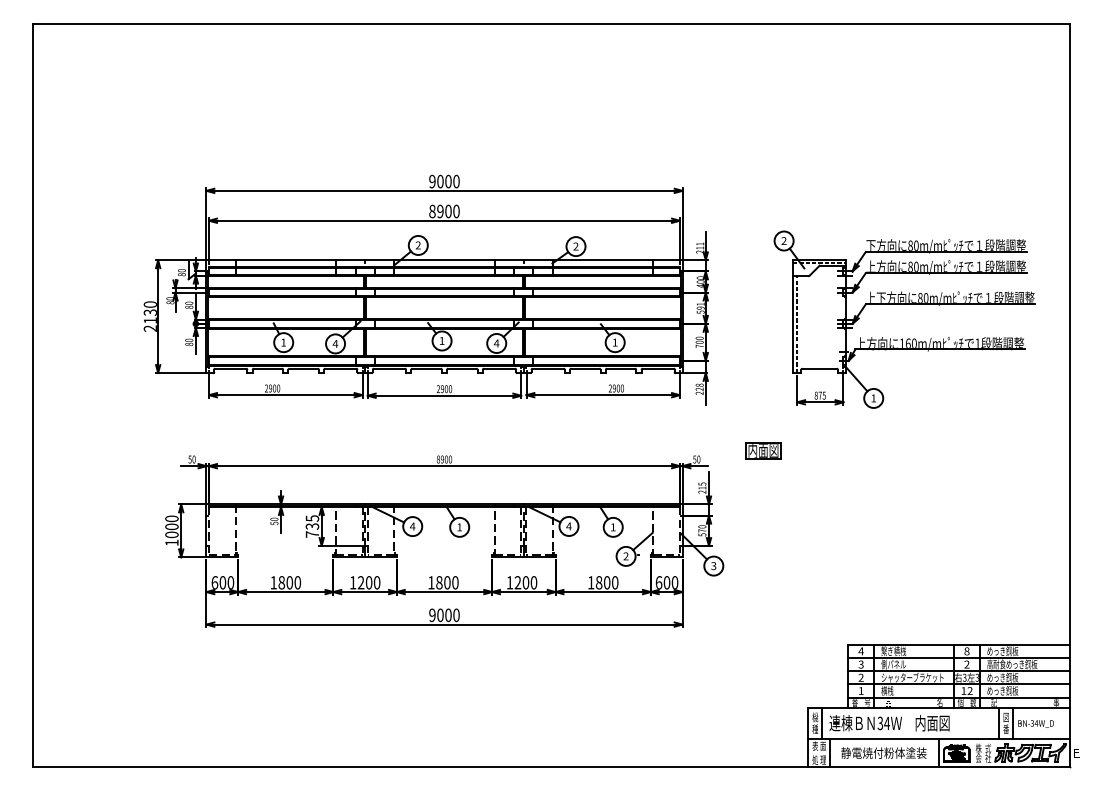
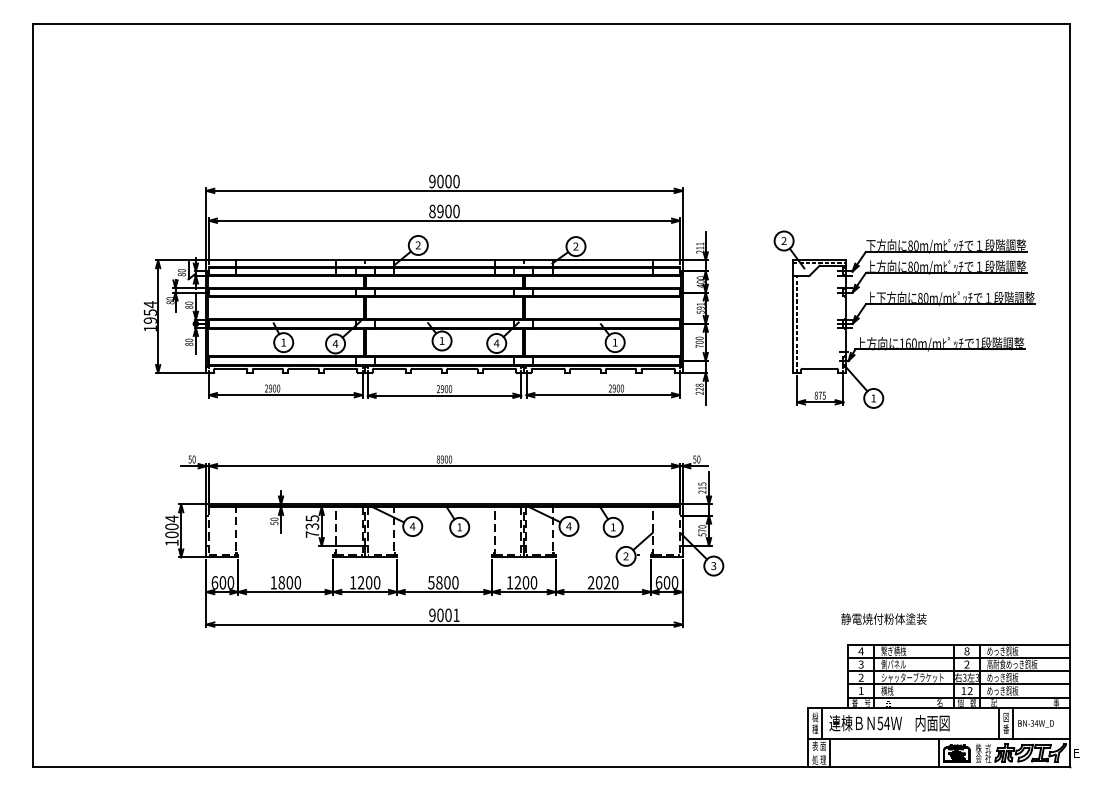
text: 2130 -> 1954 (149, 316)
part: present -> none (763, 450)
text: 1000 -> 1004 (171, 518)
text: 1800 -> 5800 (431, 582)
text: 1800 -> 2020 (598, 582)
text: 9000 -> 9001 (456, 615)
text: 34 -> 54 (880, 722)
text position: (883, 752) -> (883, 618) (883, 618)
